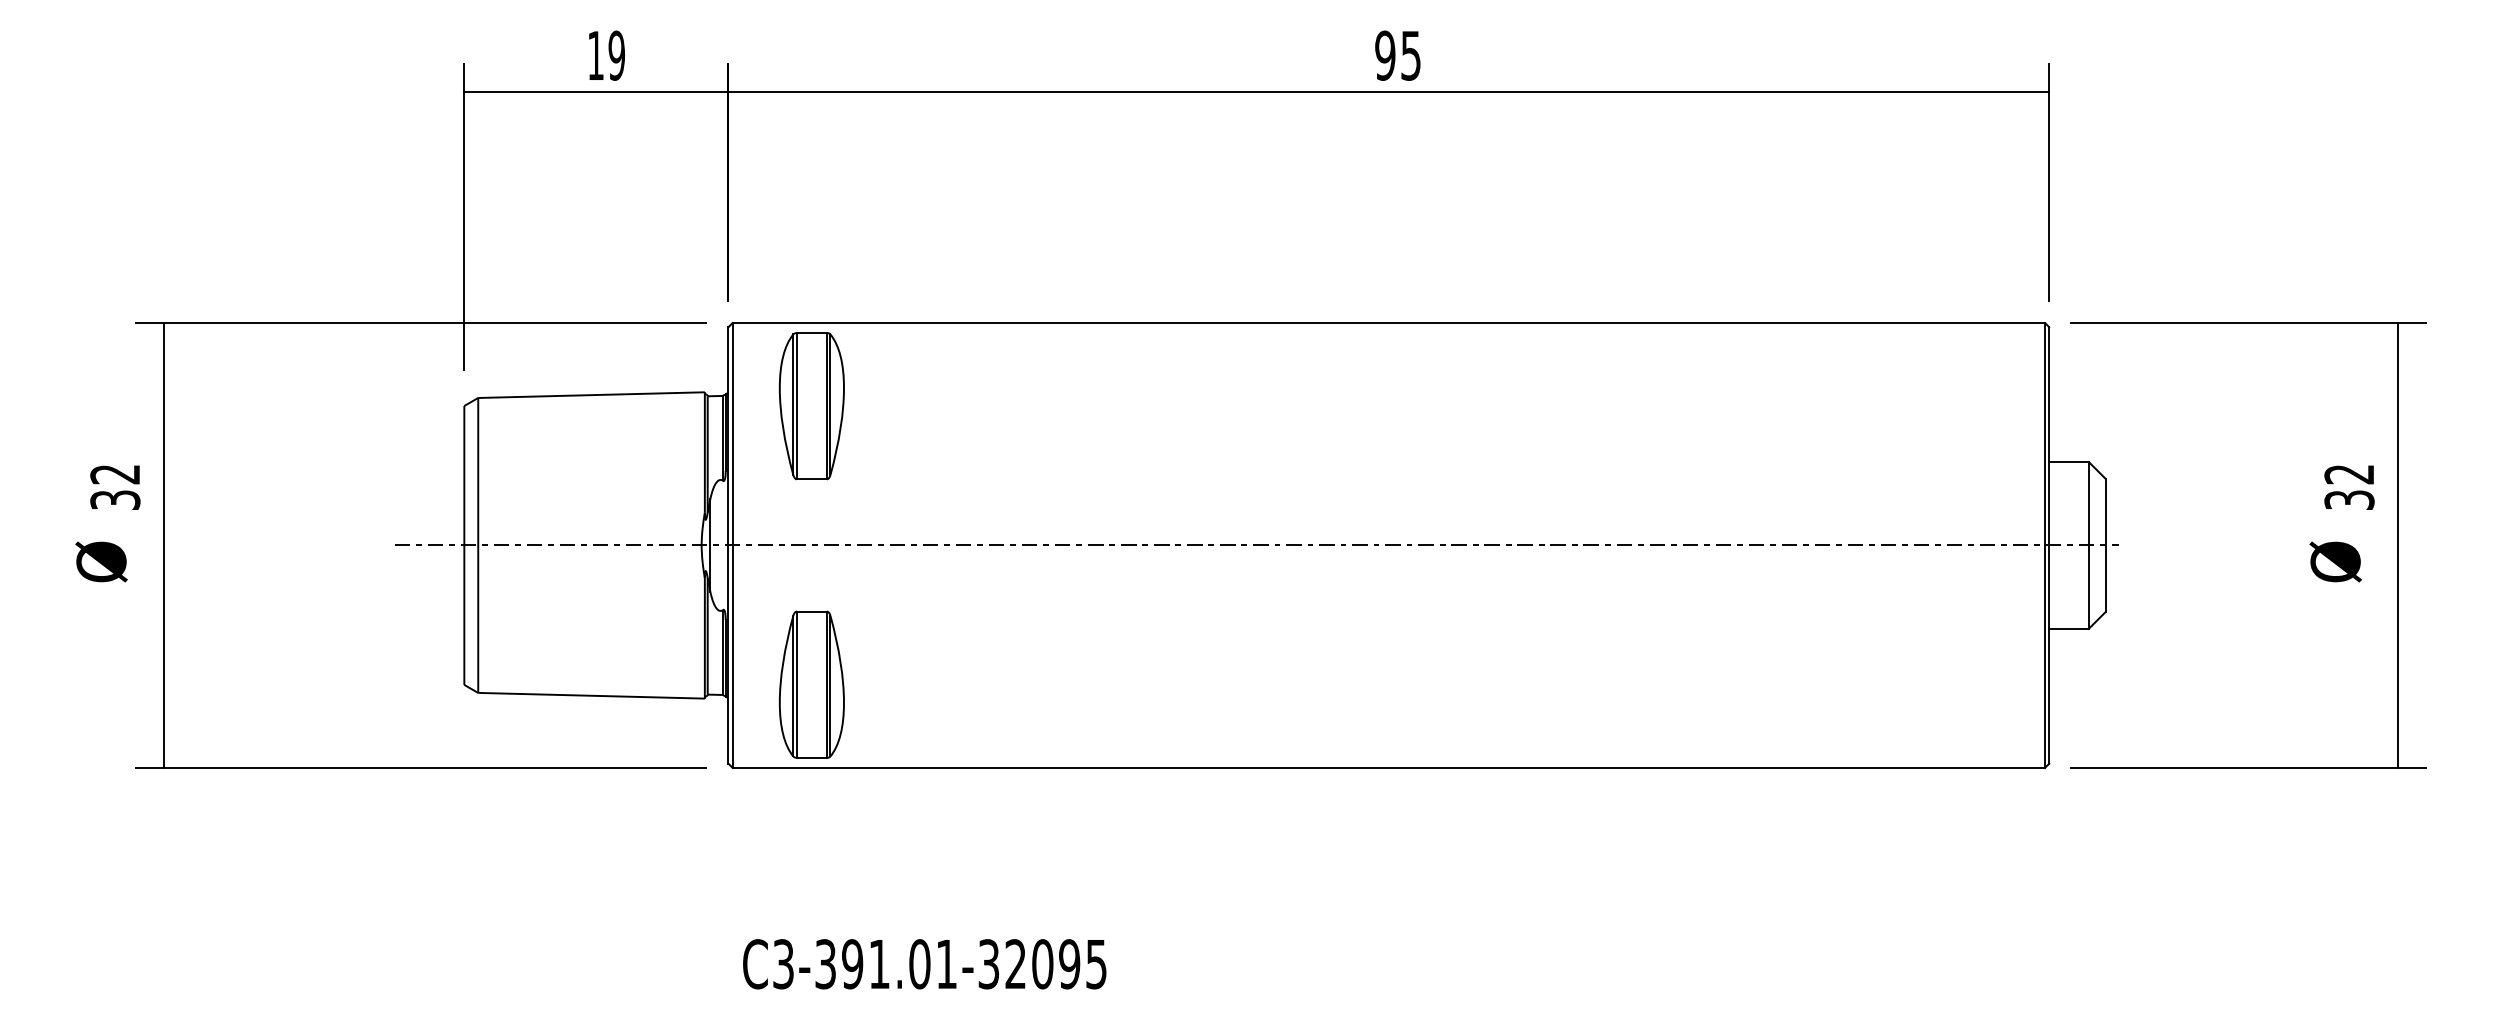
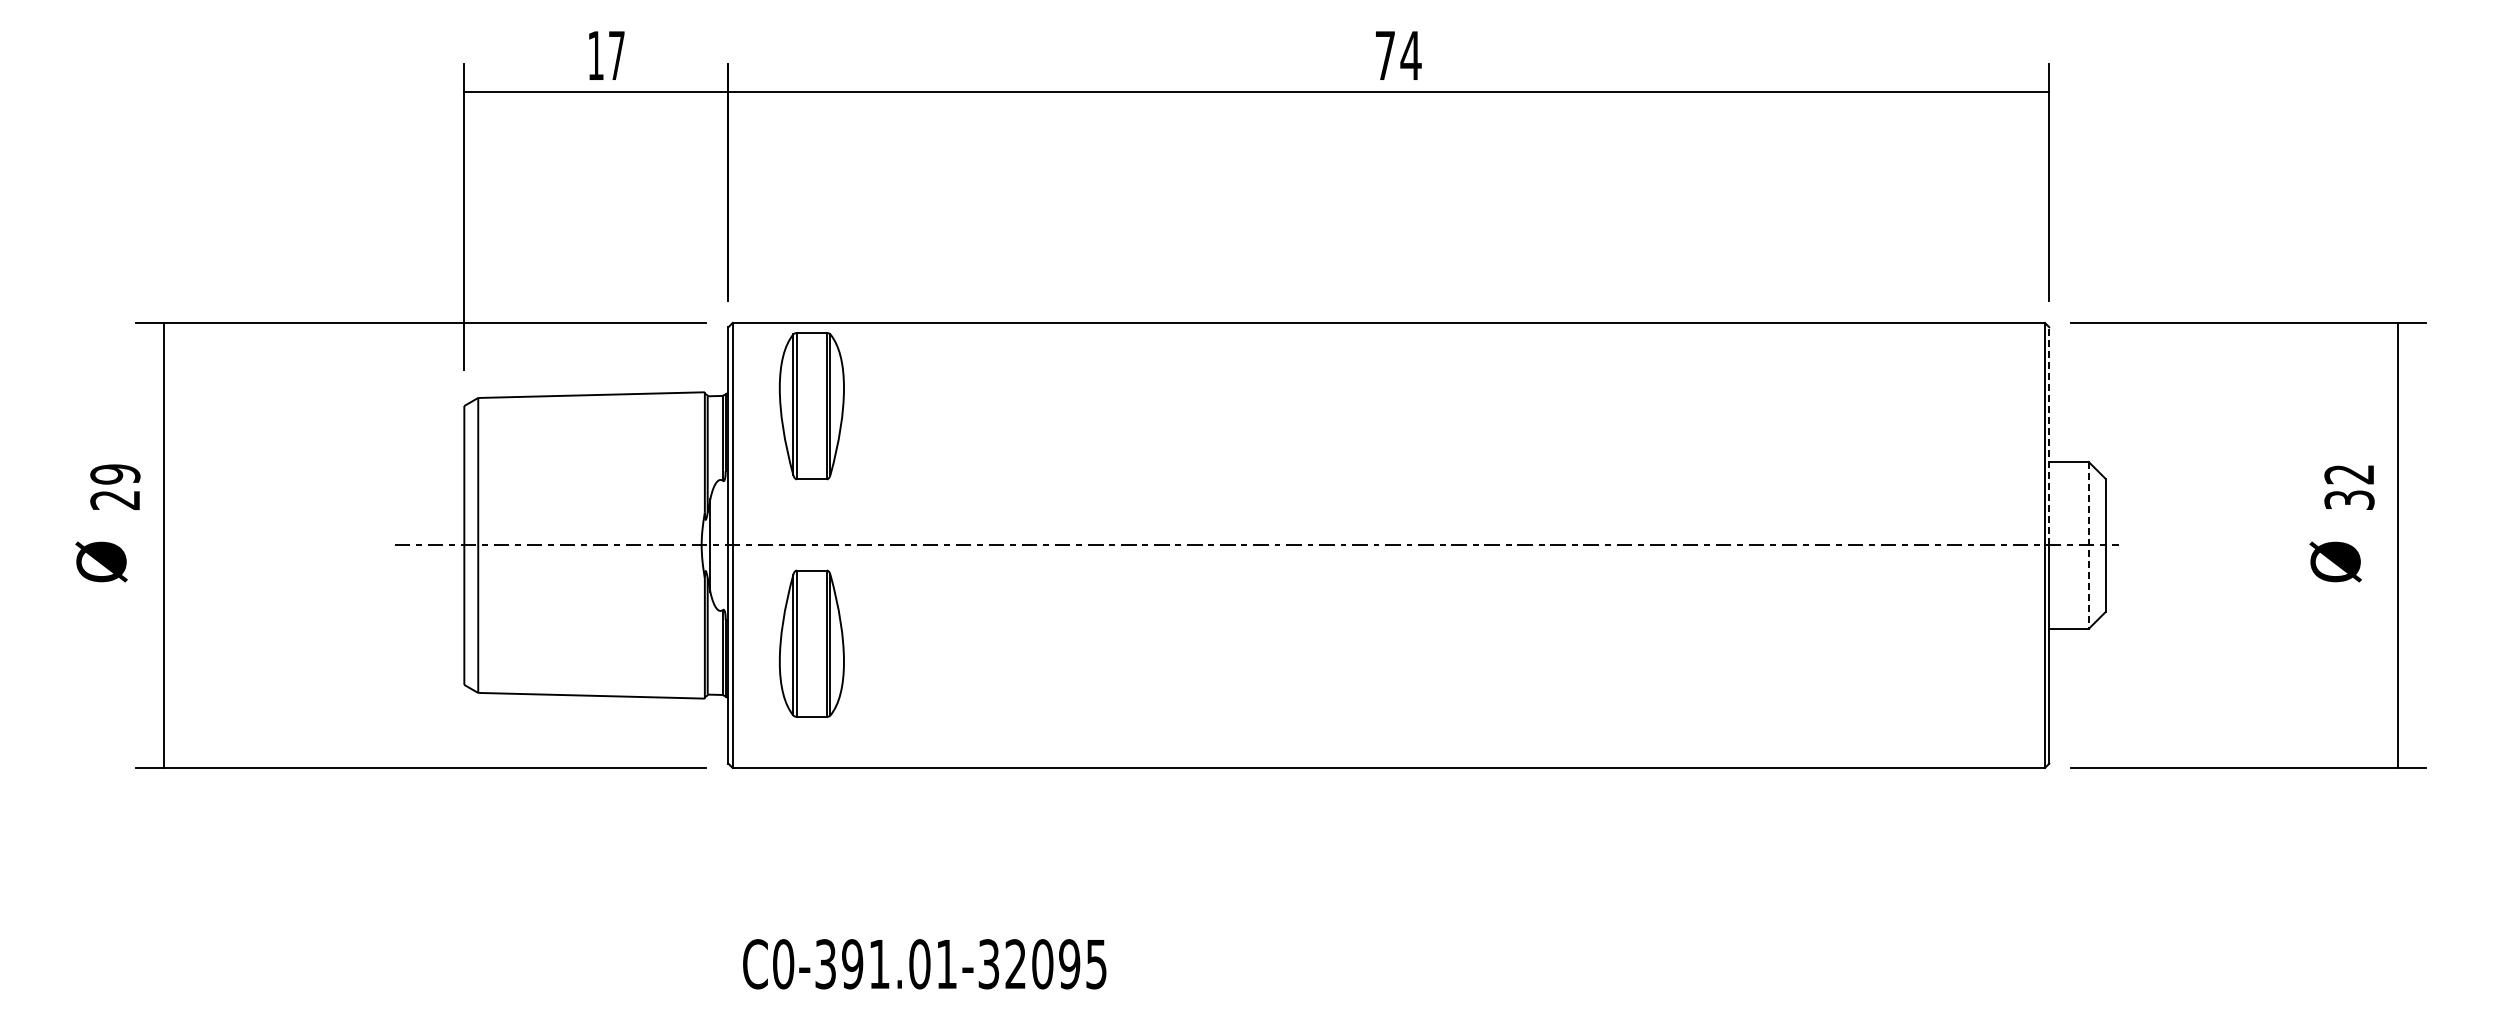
text: 19 -> 17 (616, 55)
text: 95 -> 74 (1398, 55)
line: solid -> dashed (2049, 435)
text: 32 -> 29 (115, 486)
line: solid -> dashed (2088, 545)
part position: (811, 684) -> (811, 643) (811, 643)
text: C3-391.01-32095 -> C0-391.01-32095 (783, 964)
